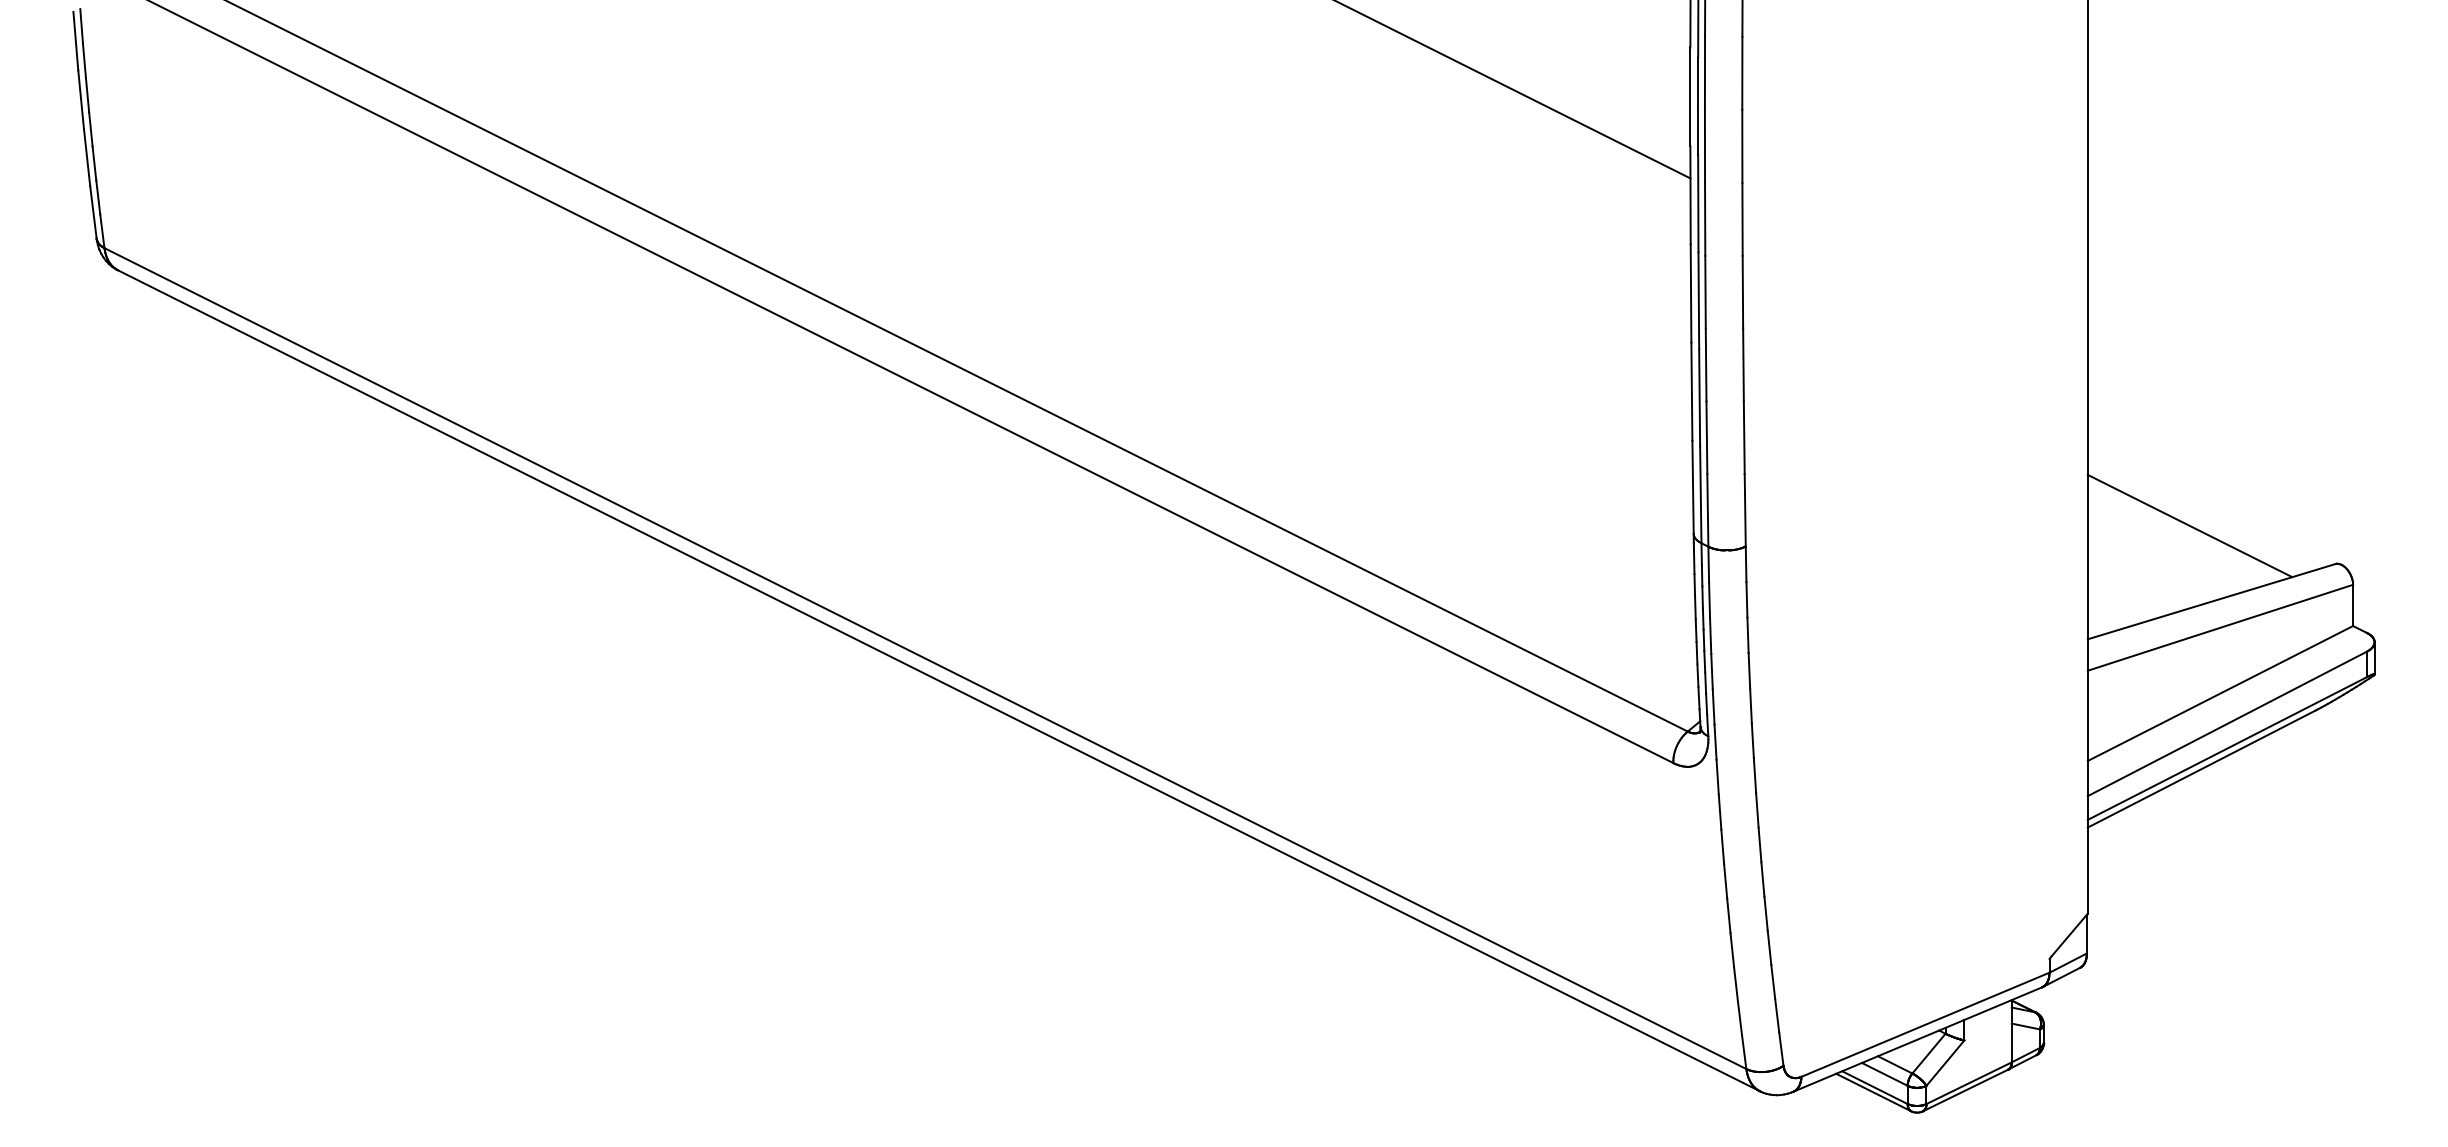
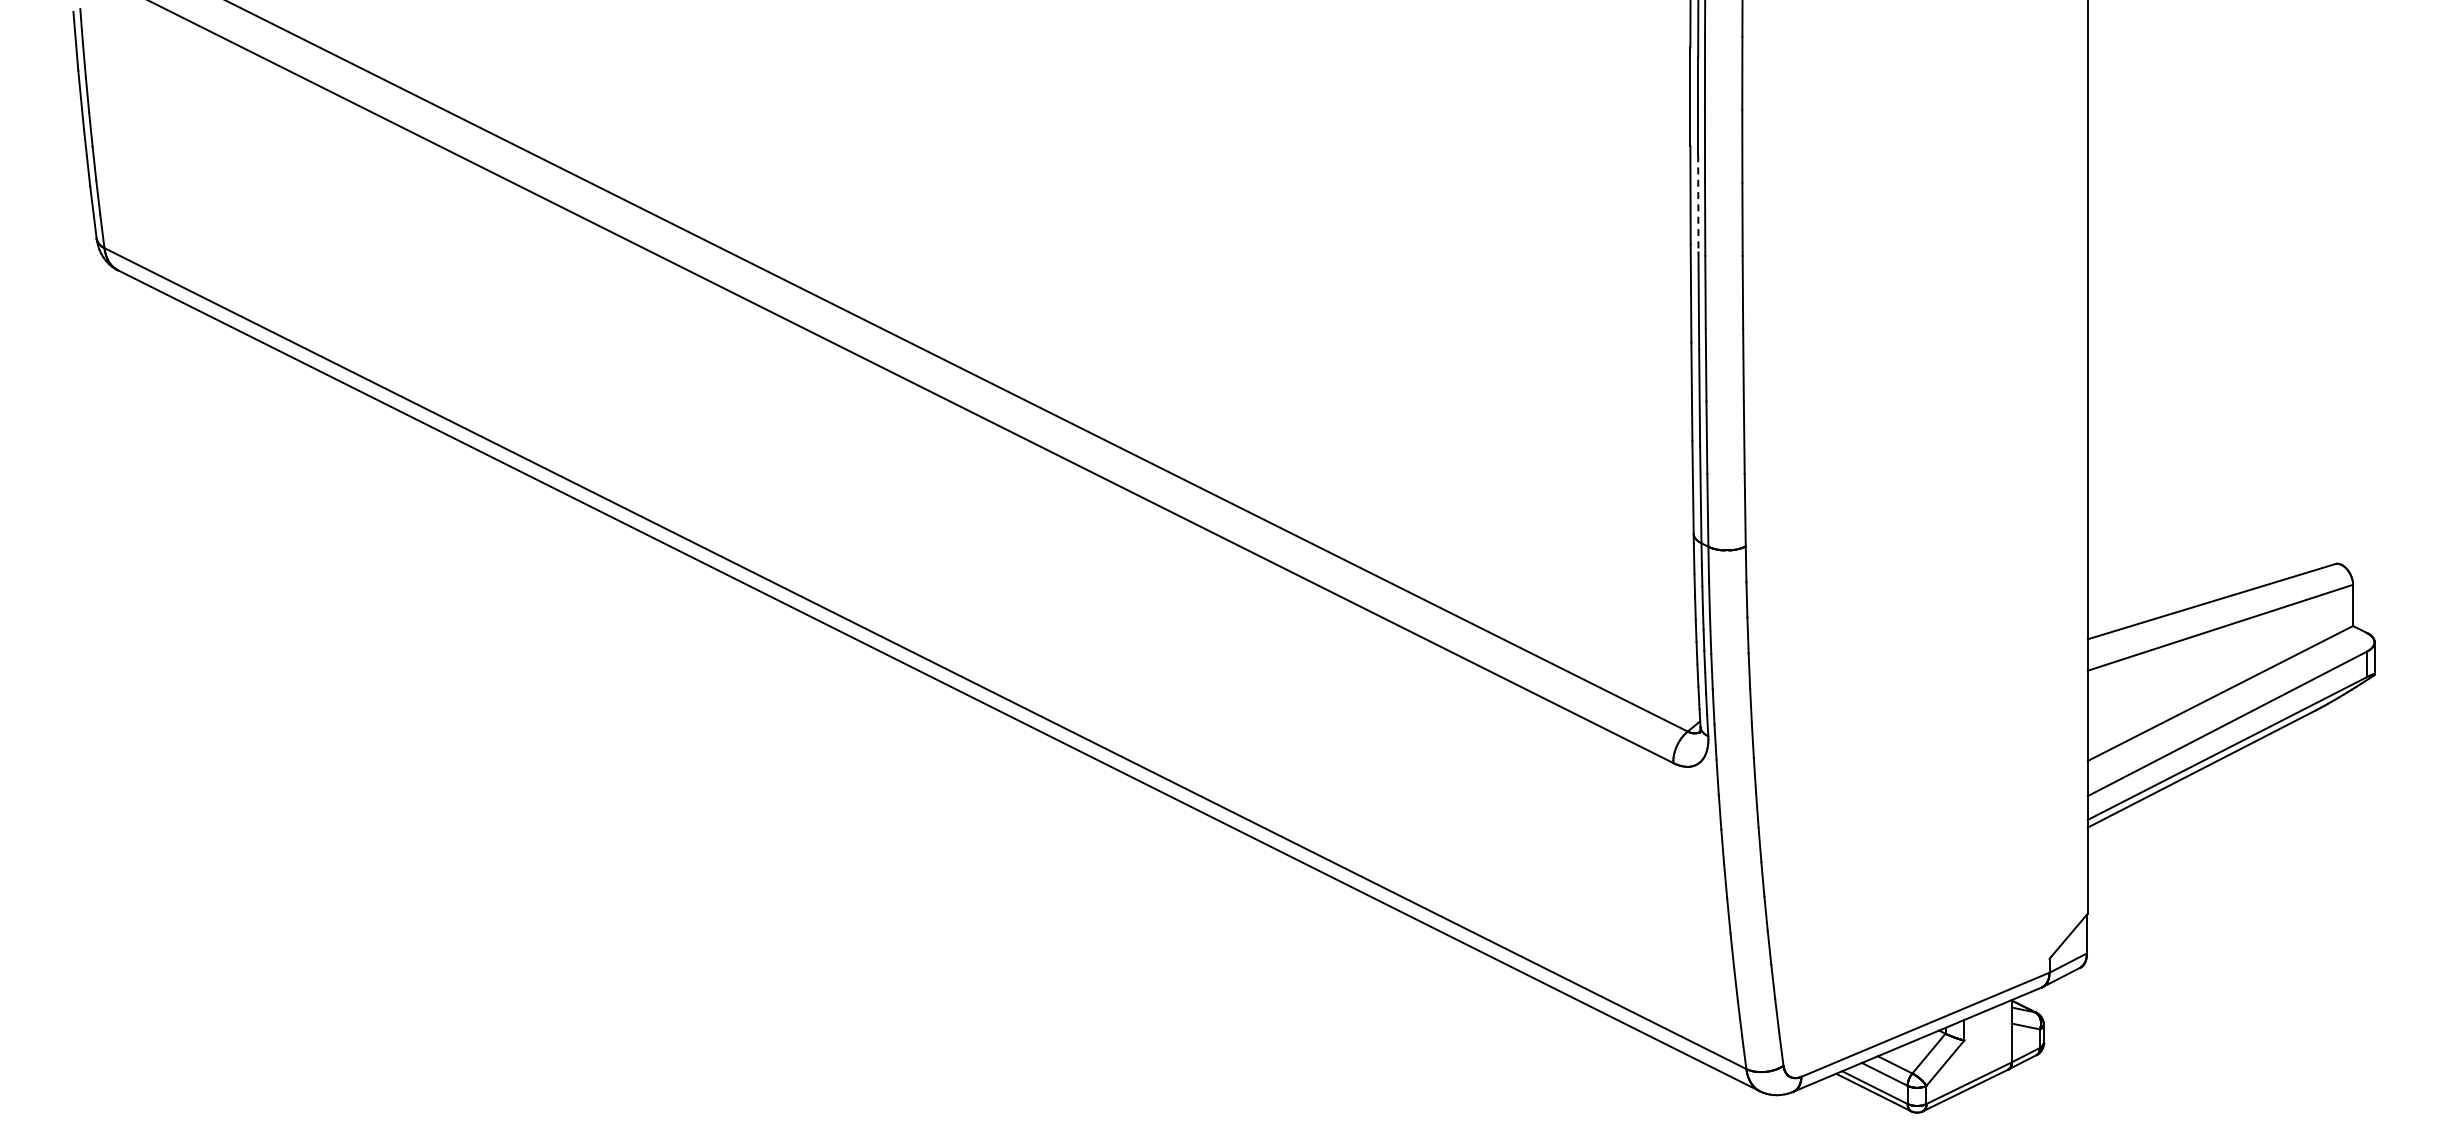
line: present -> none (1514, 90)
line: solid -> dashed (1698, 203)
line: present -> none (2189, 525)
